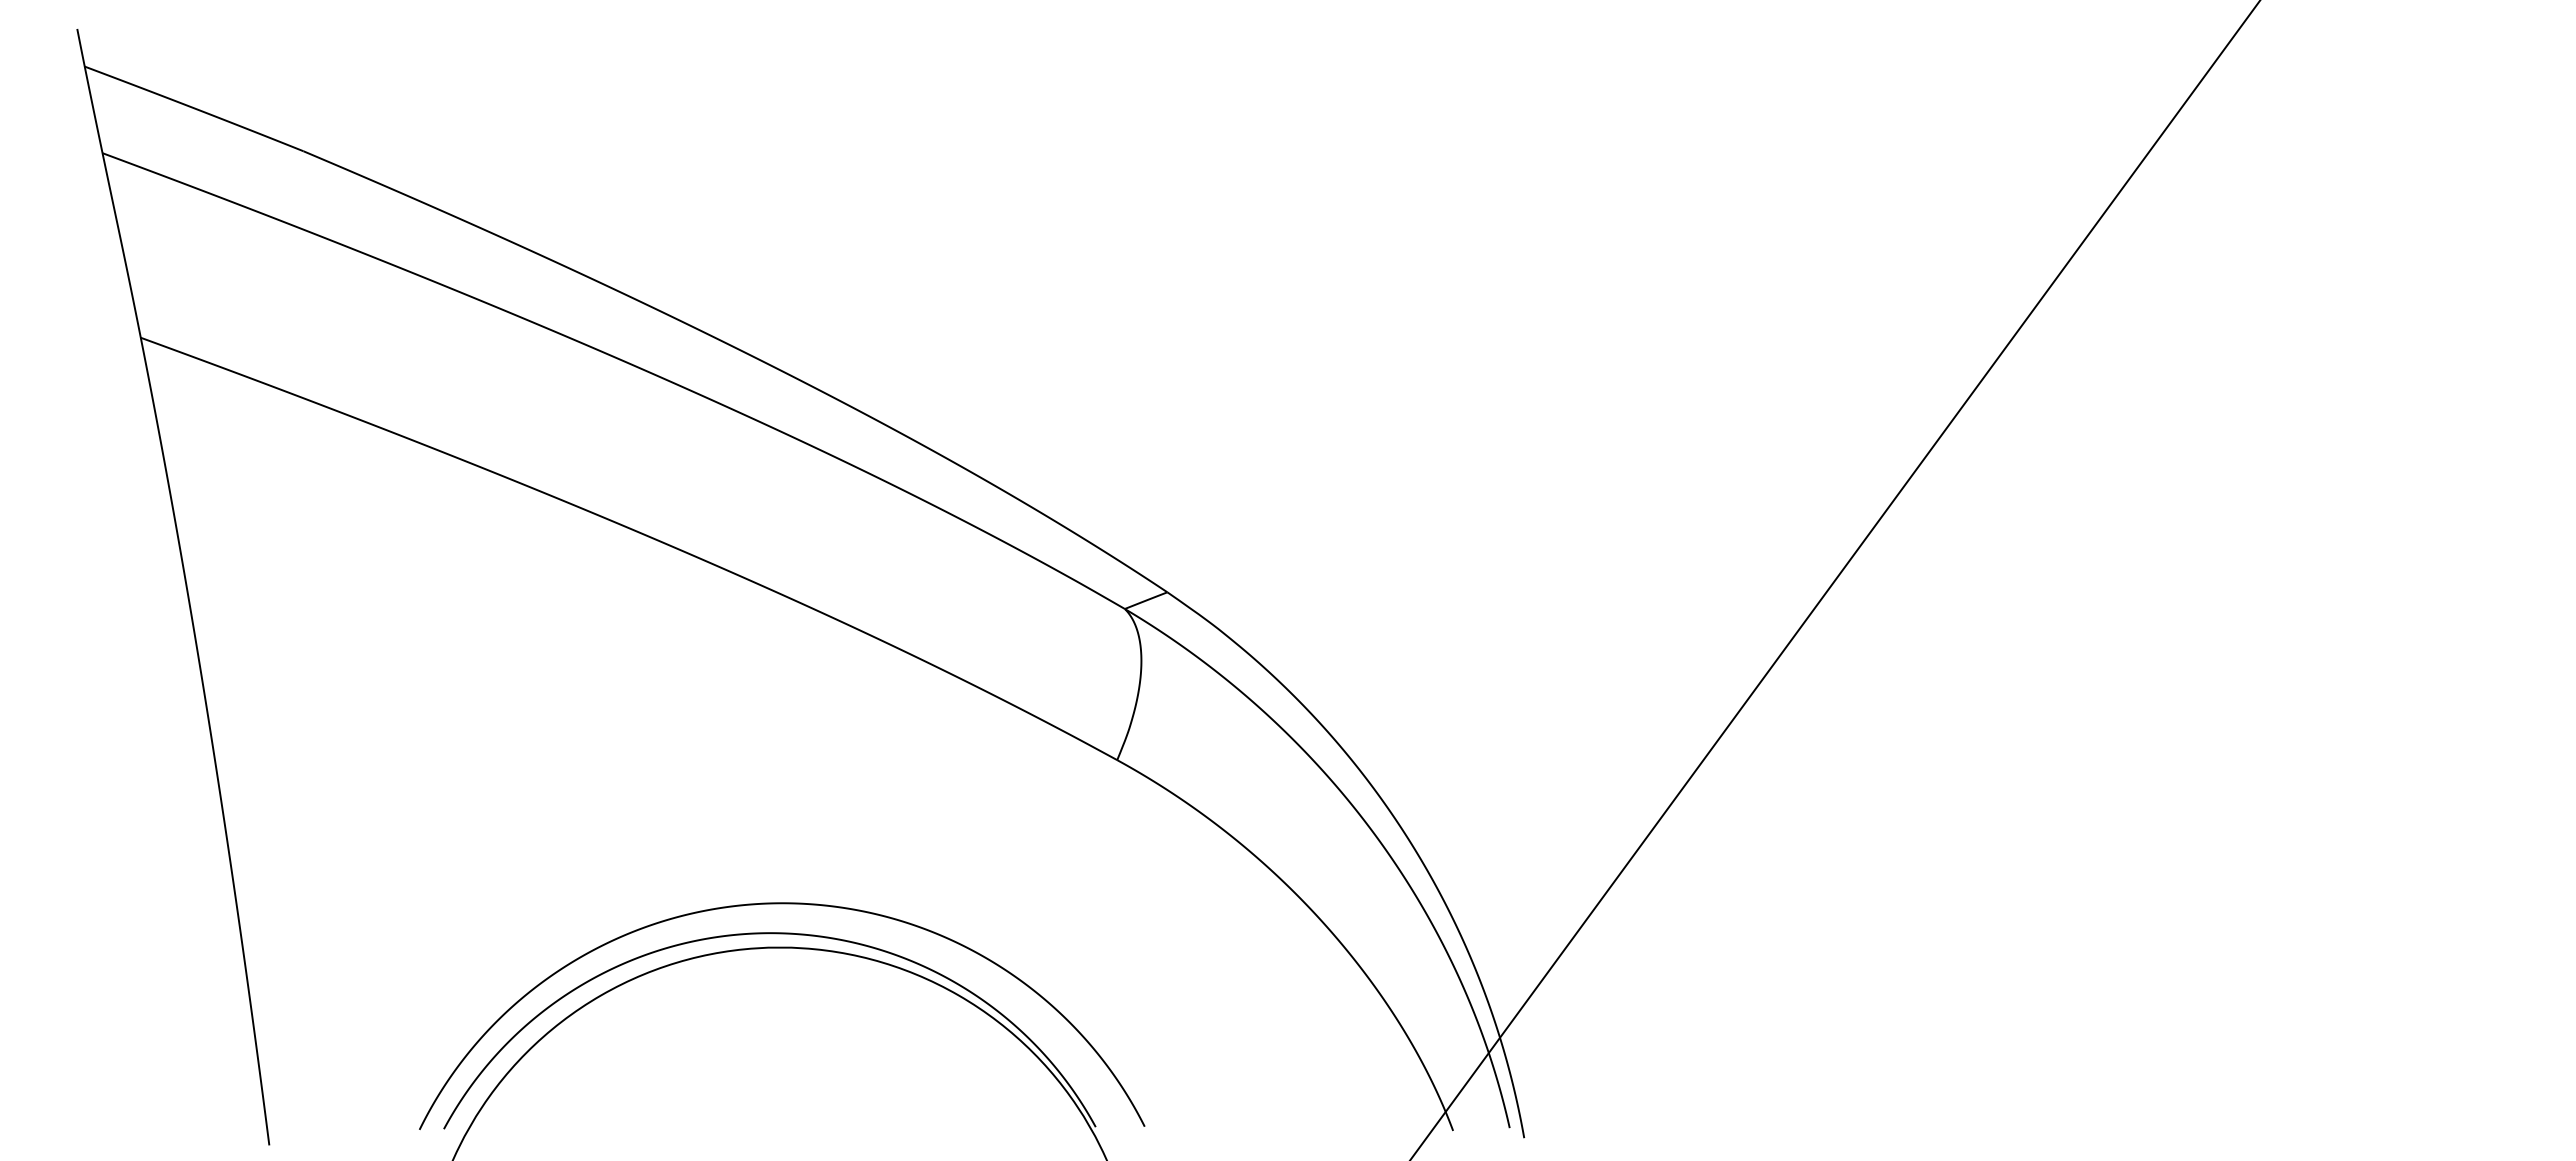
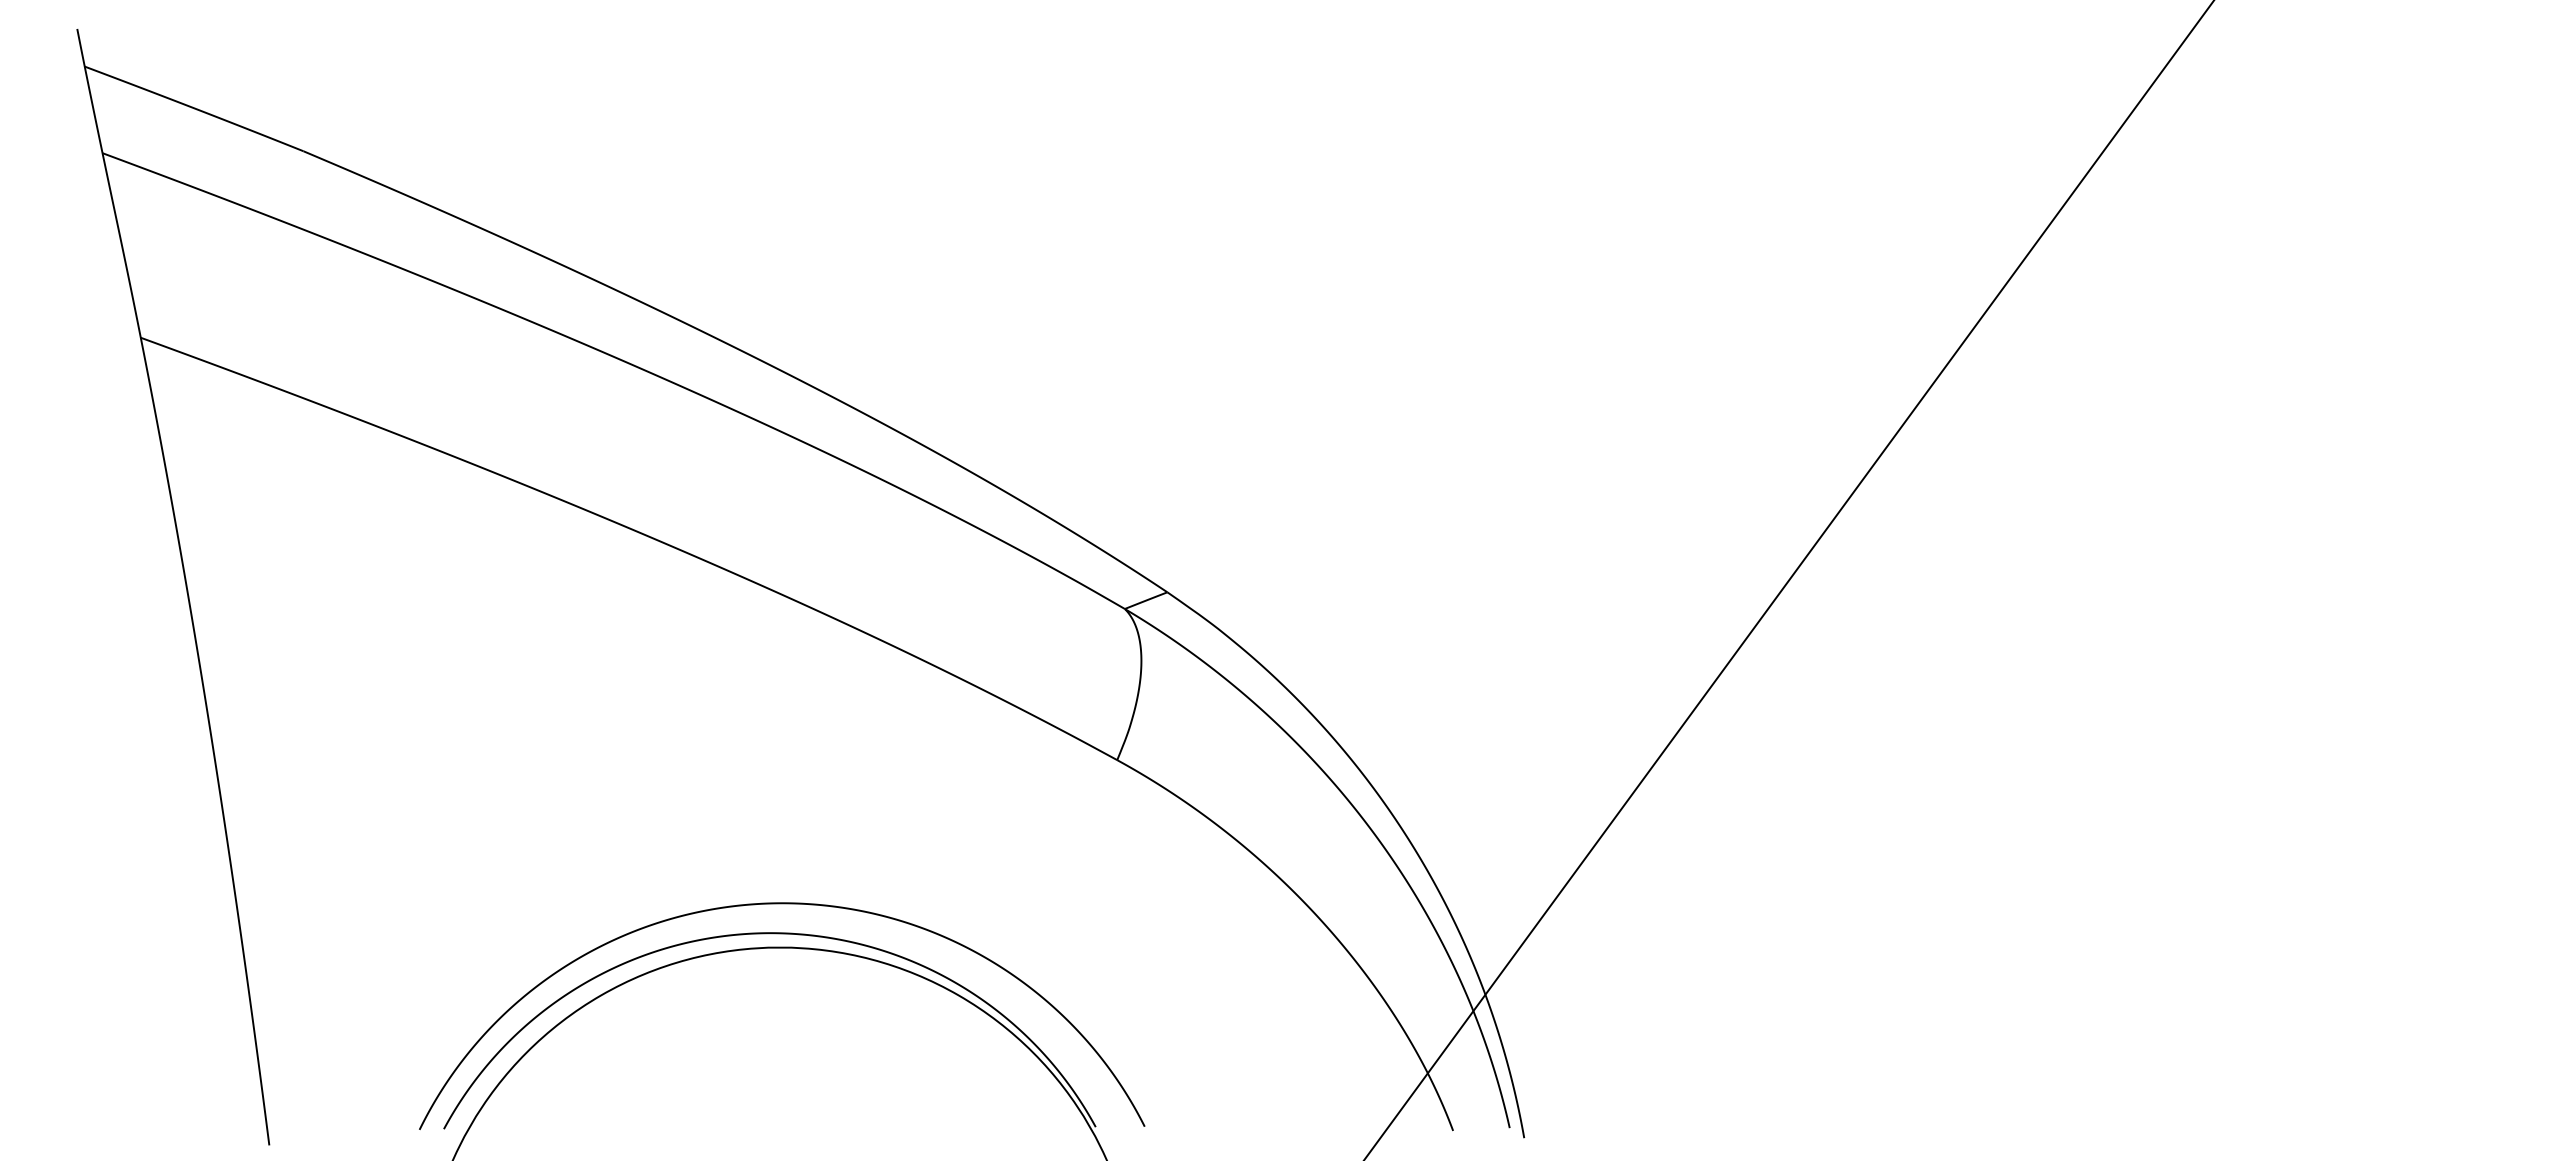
line position: (1835, 579) -> (1789, 579) (1789, 579)
